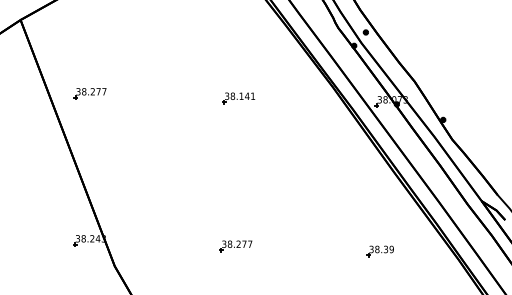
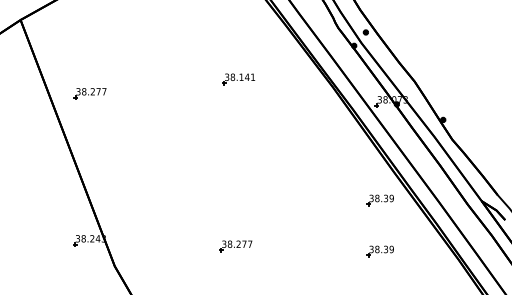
part position: (238, 98) -> (238, 79) (238, 79)
part: none -> present (379, 200)
